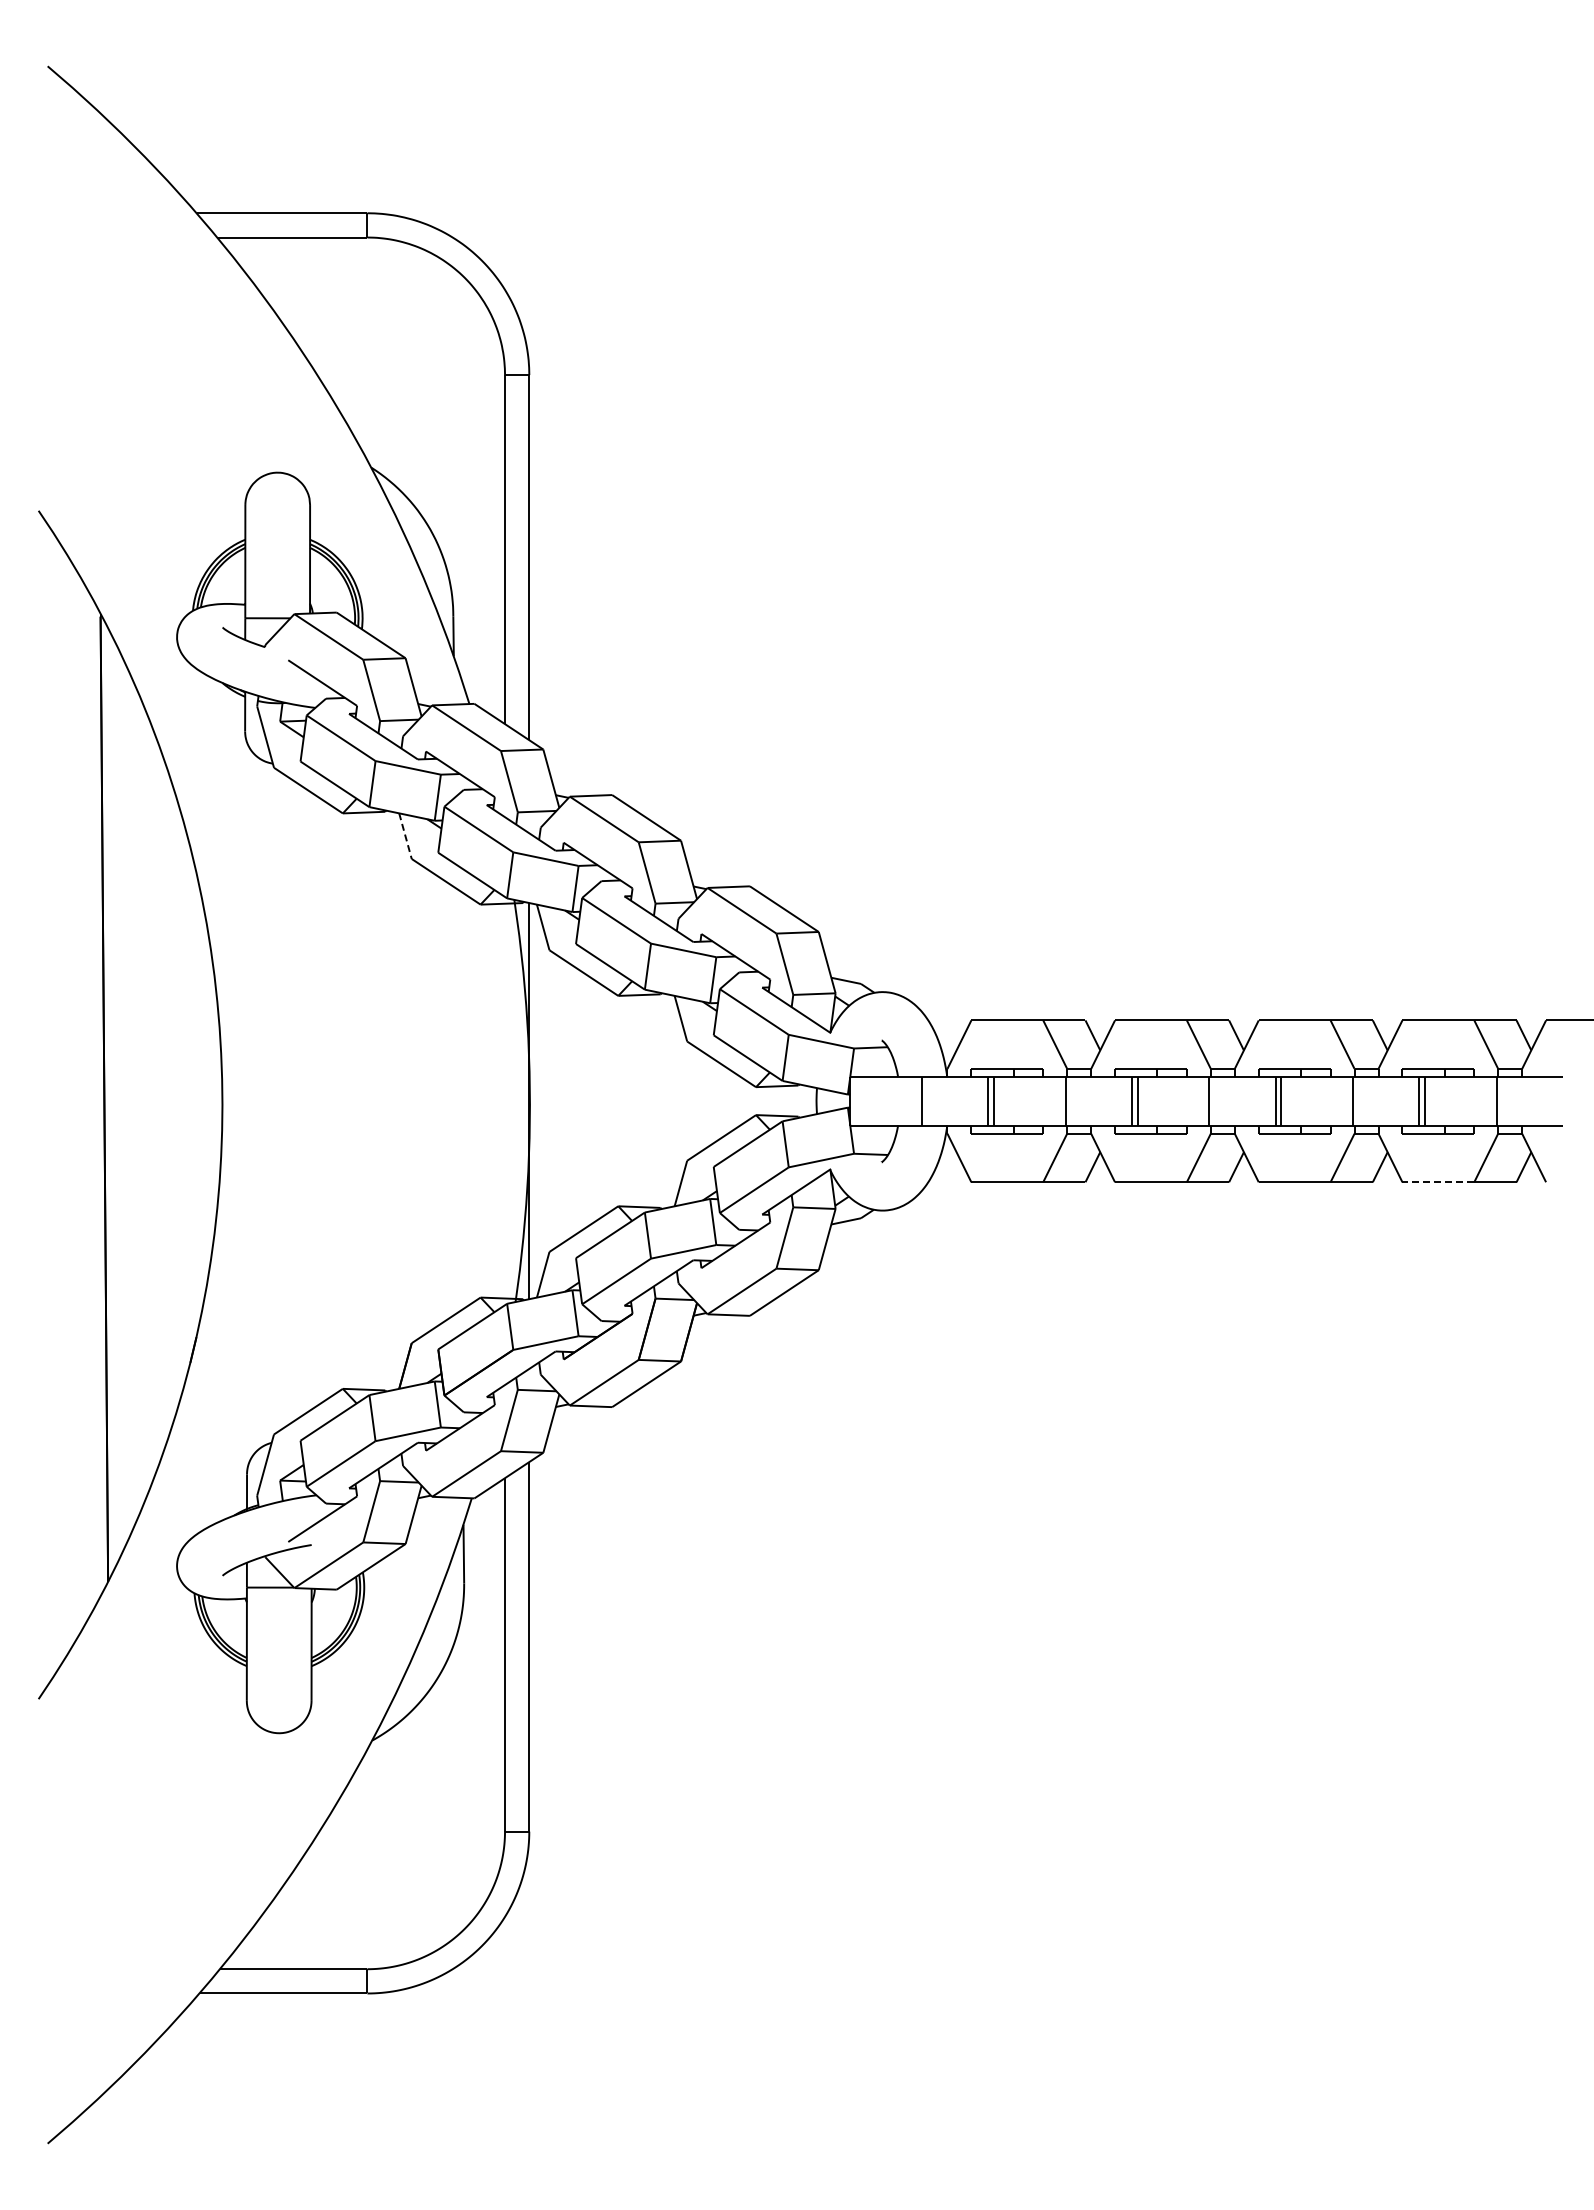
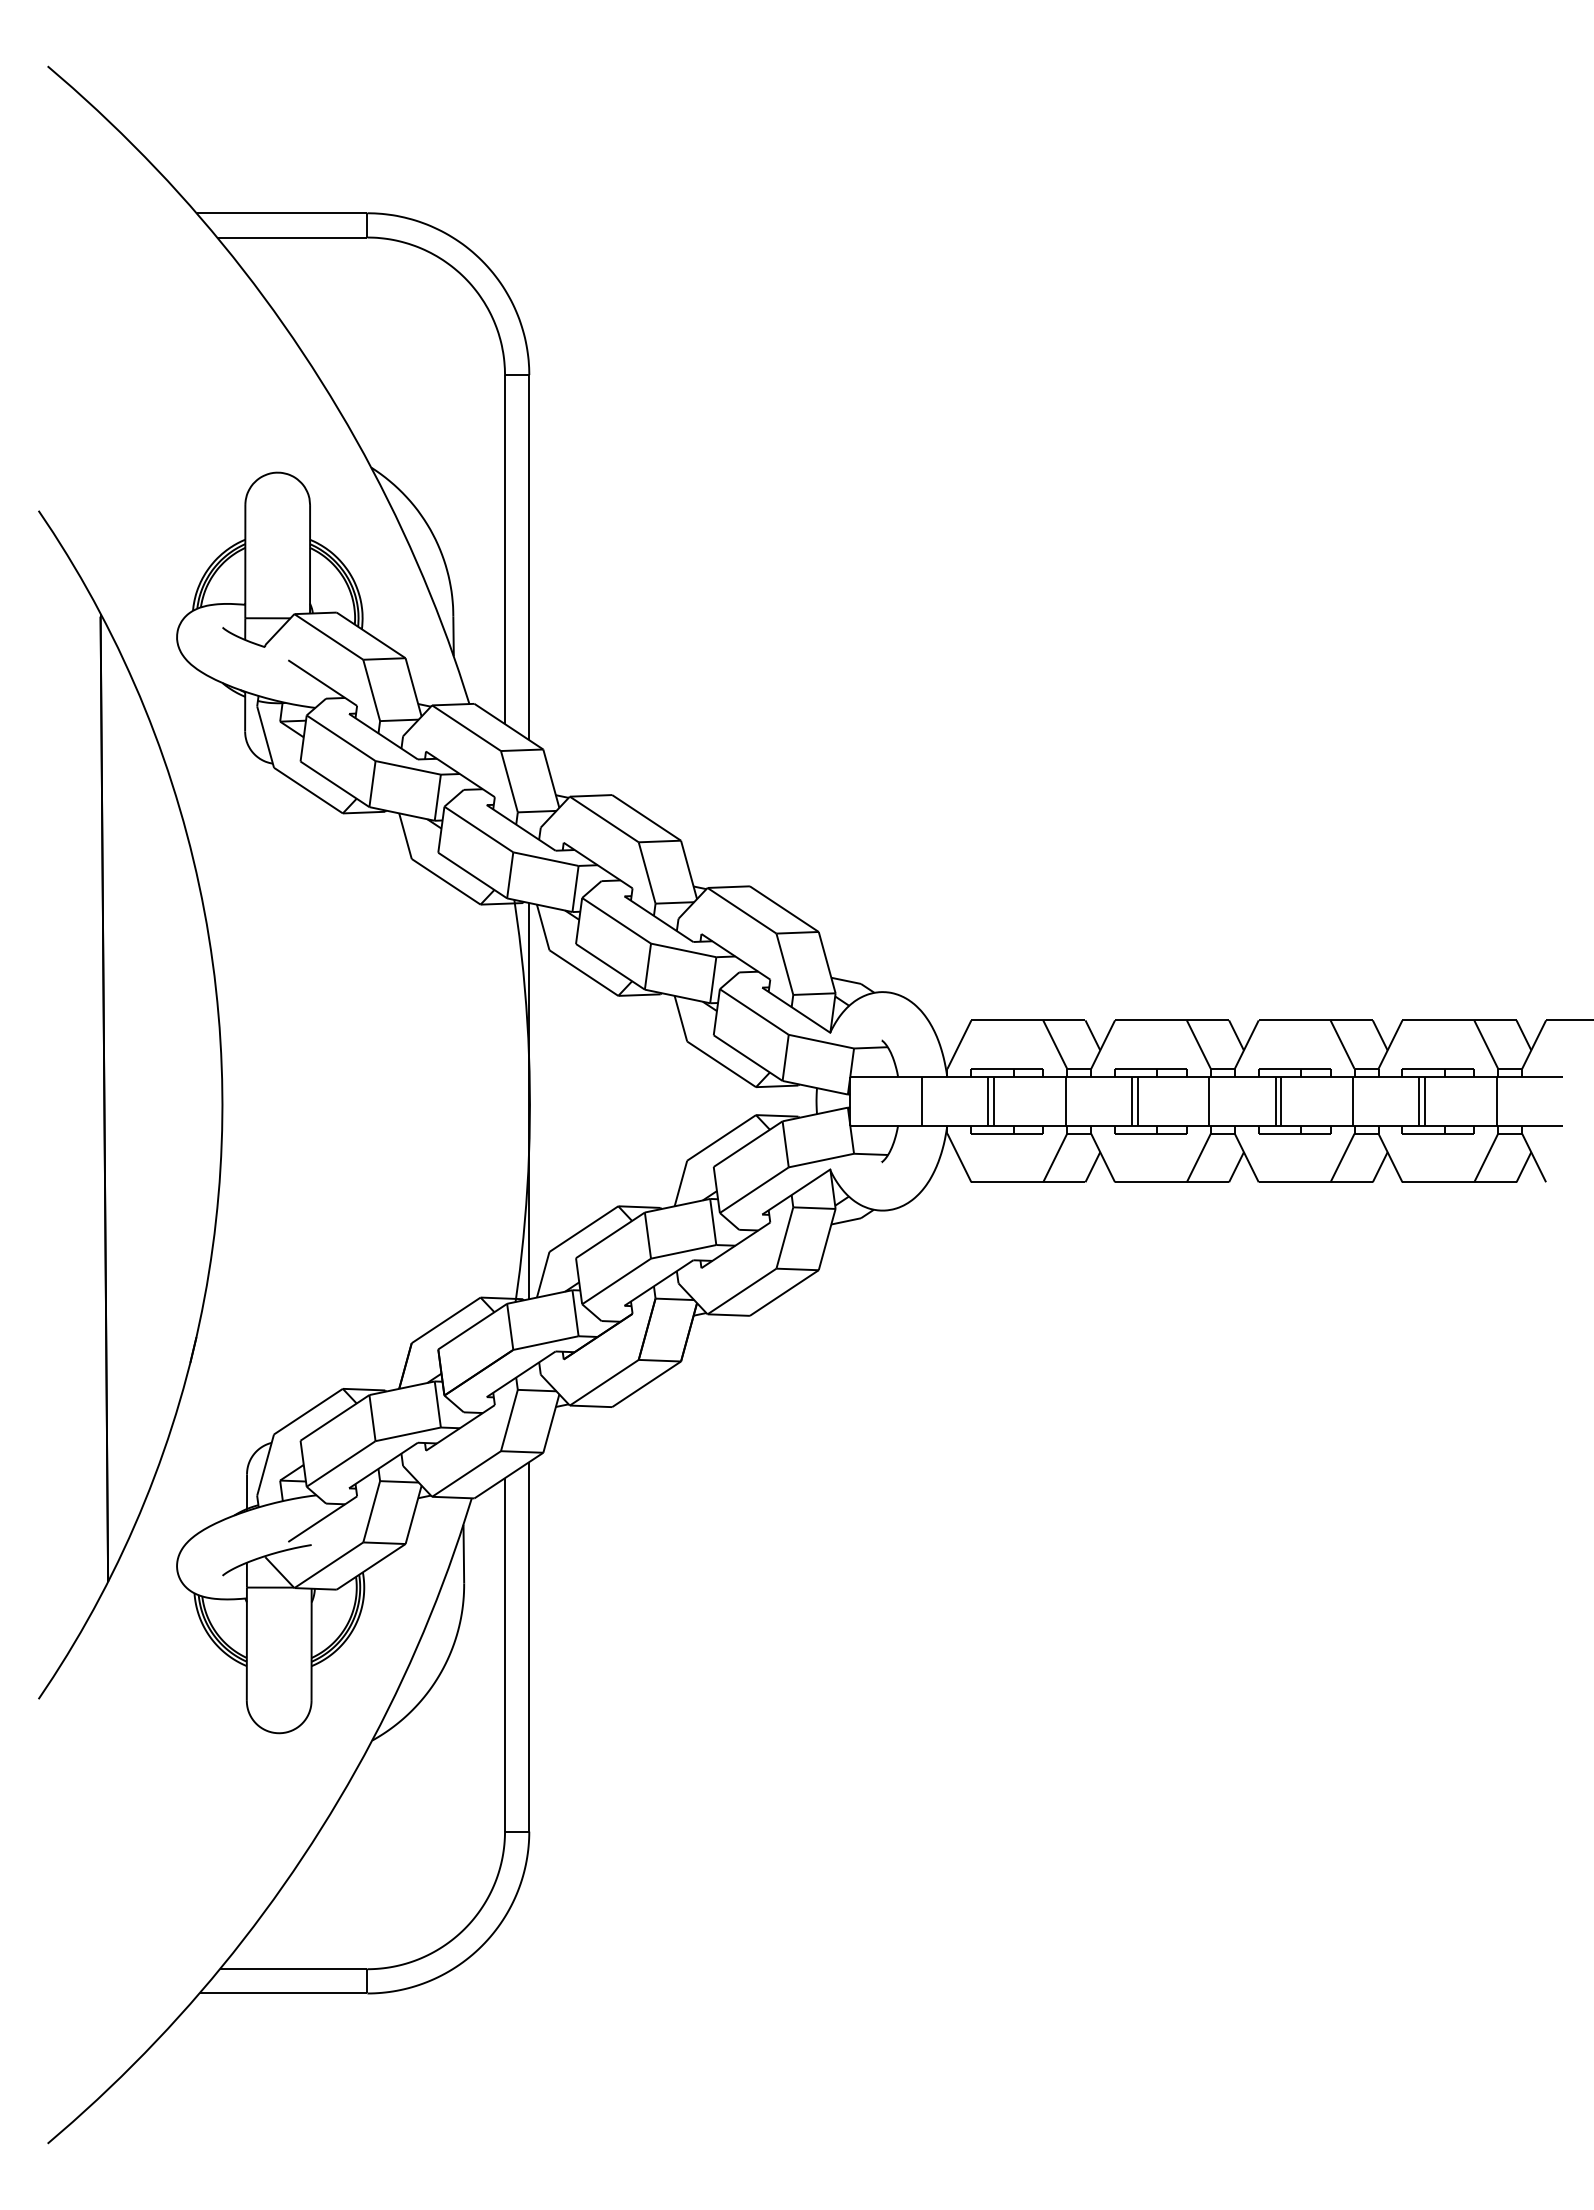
line: dashed -> solid (405, 836)
line: dashed -> solid (1438, 1182)
